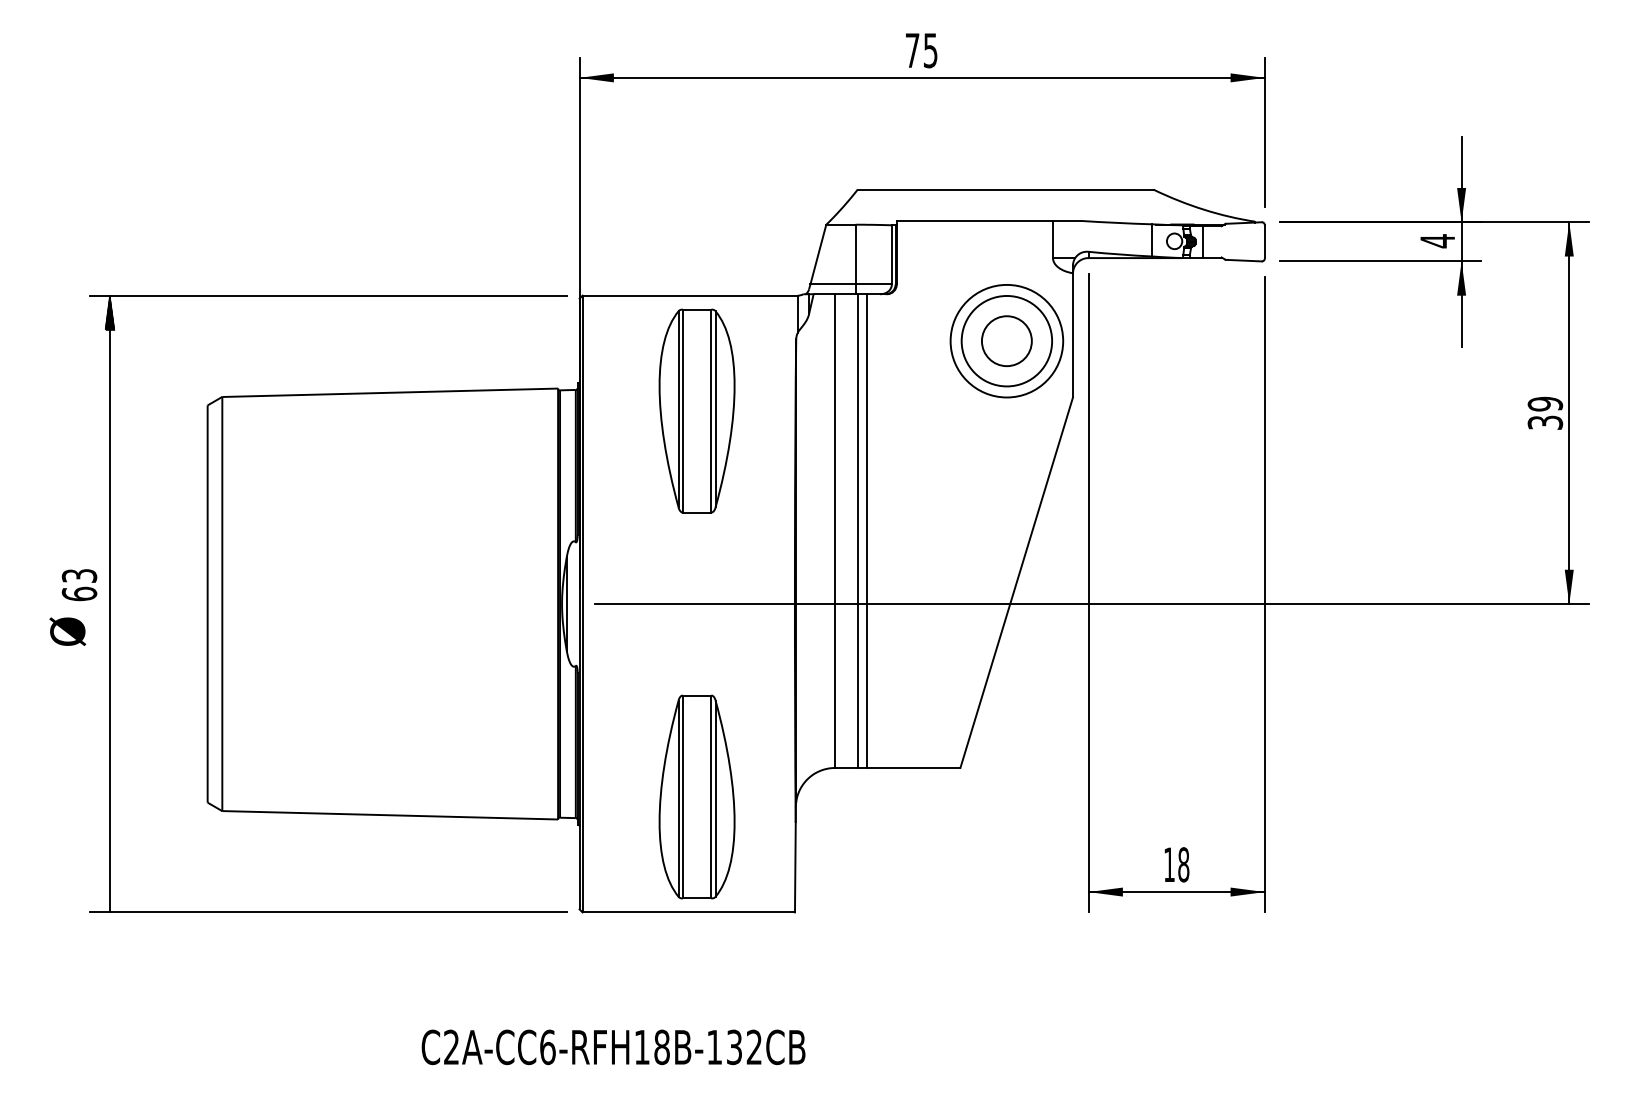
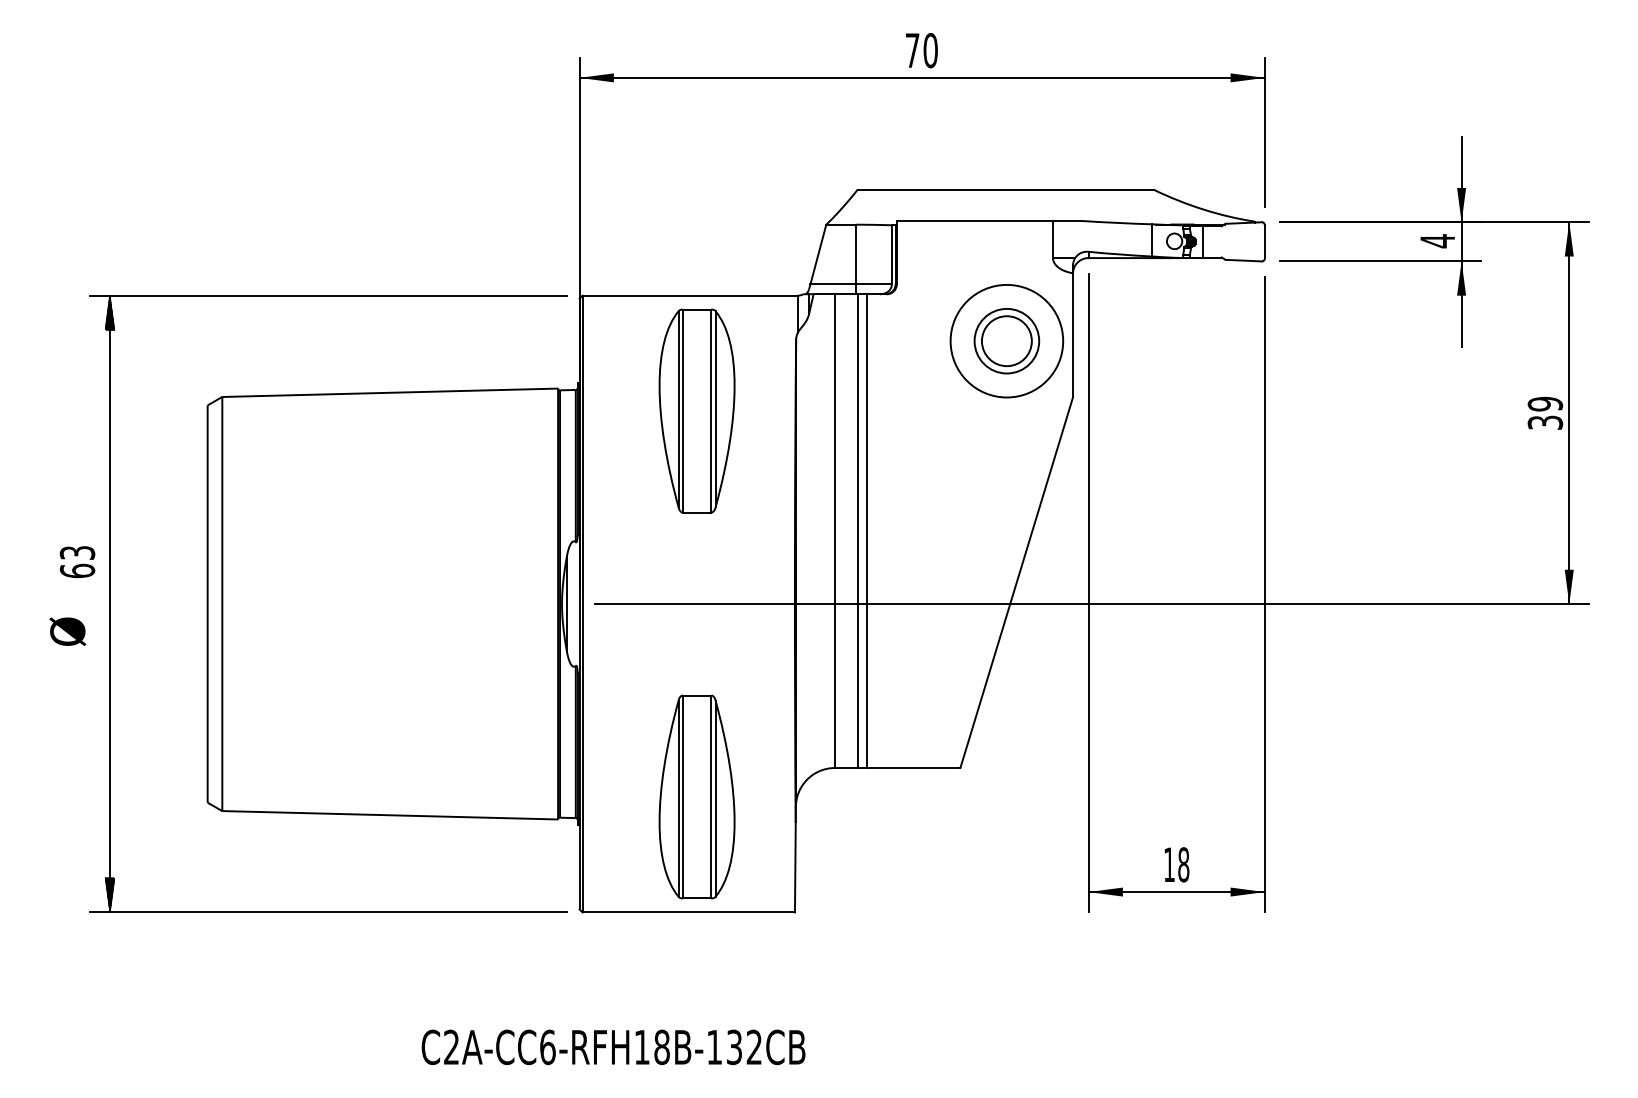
text: 75 -> 70 (930, 50)
circle diameter: 90 px -> 65 px (1006, 340)
text position: (79, 585) -> (77, 562) (77, 562)
hatch: none -> present (109, 895)
